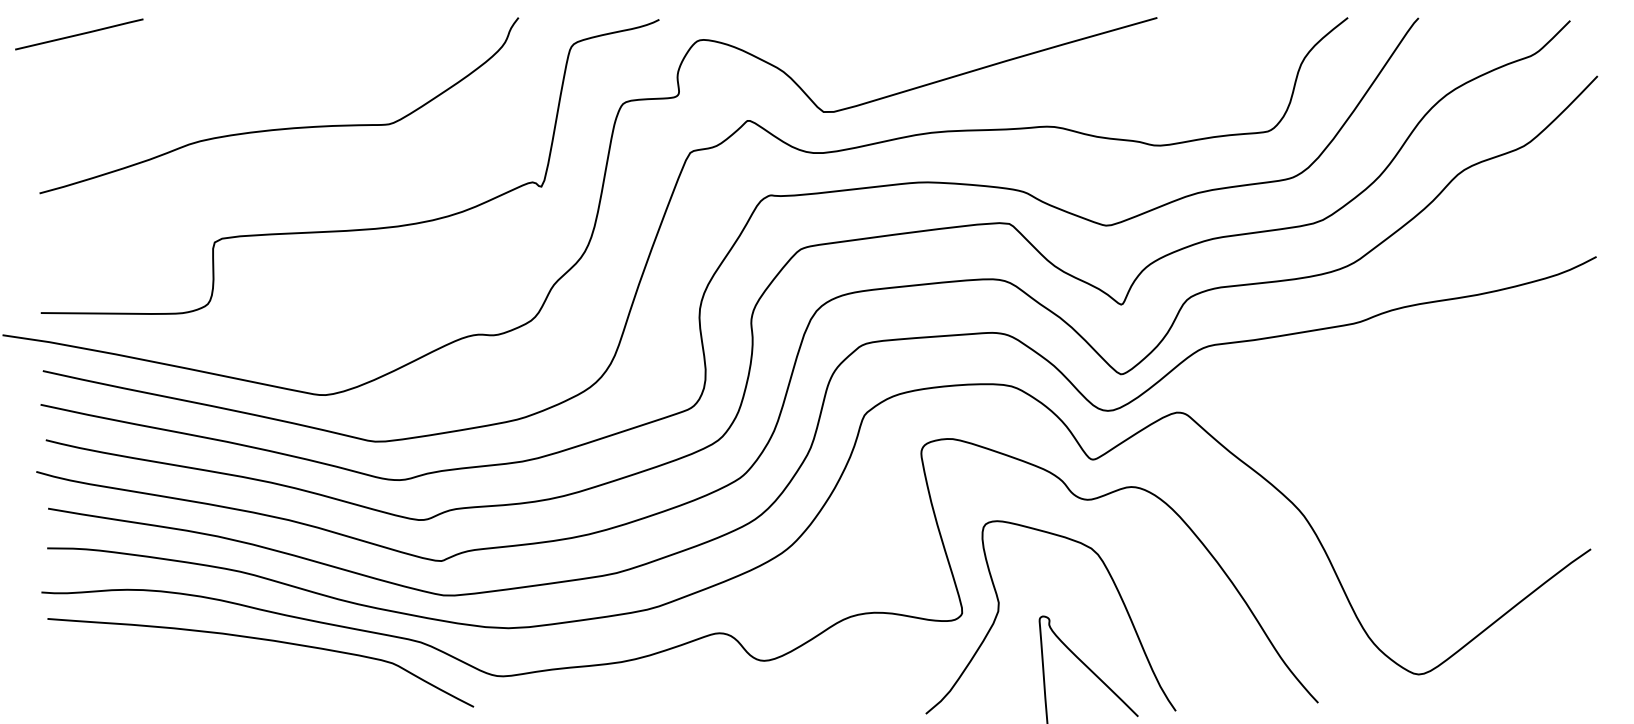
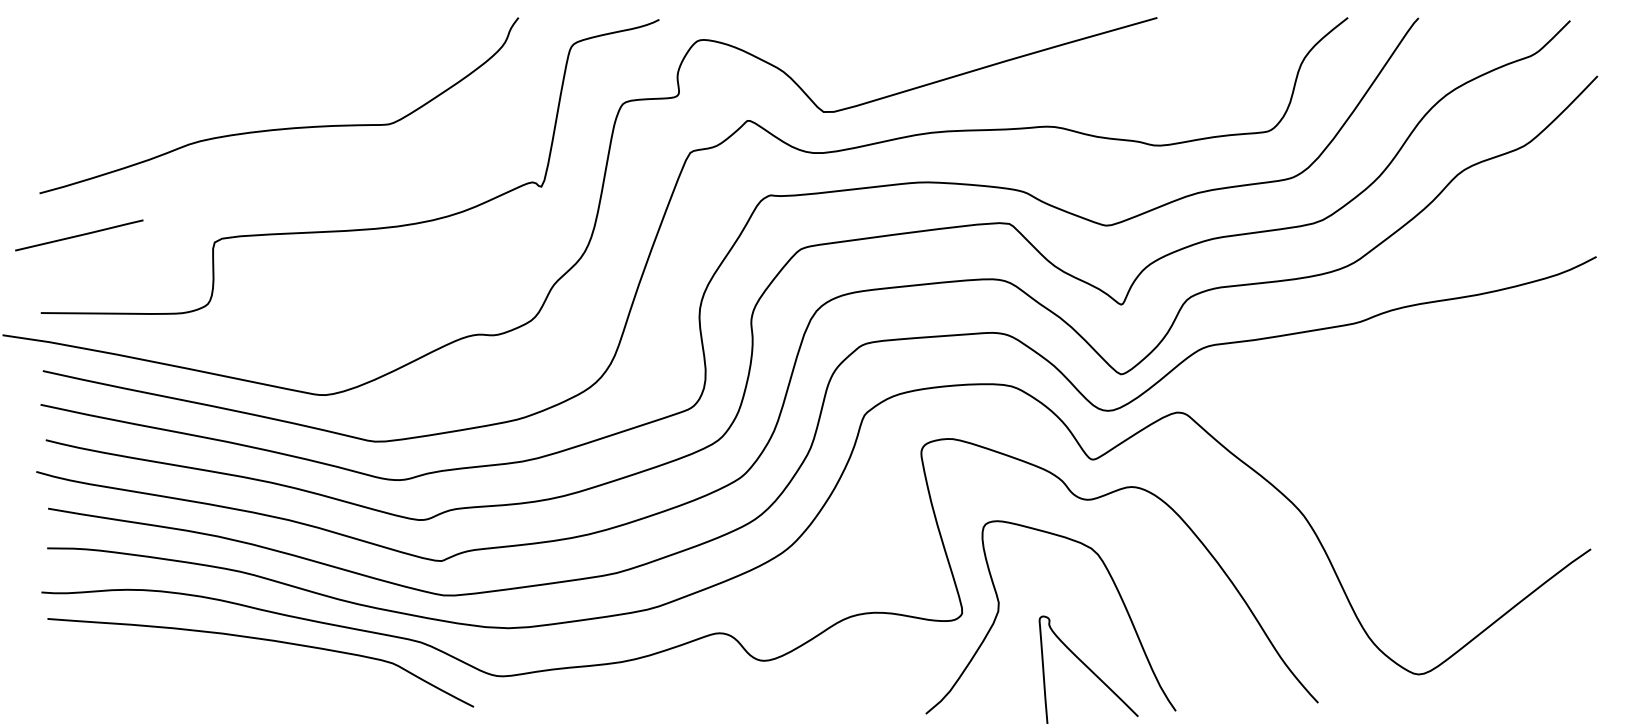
line position: (79, 34) -> (79, 235) (79, 235)
